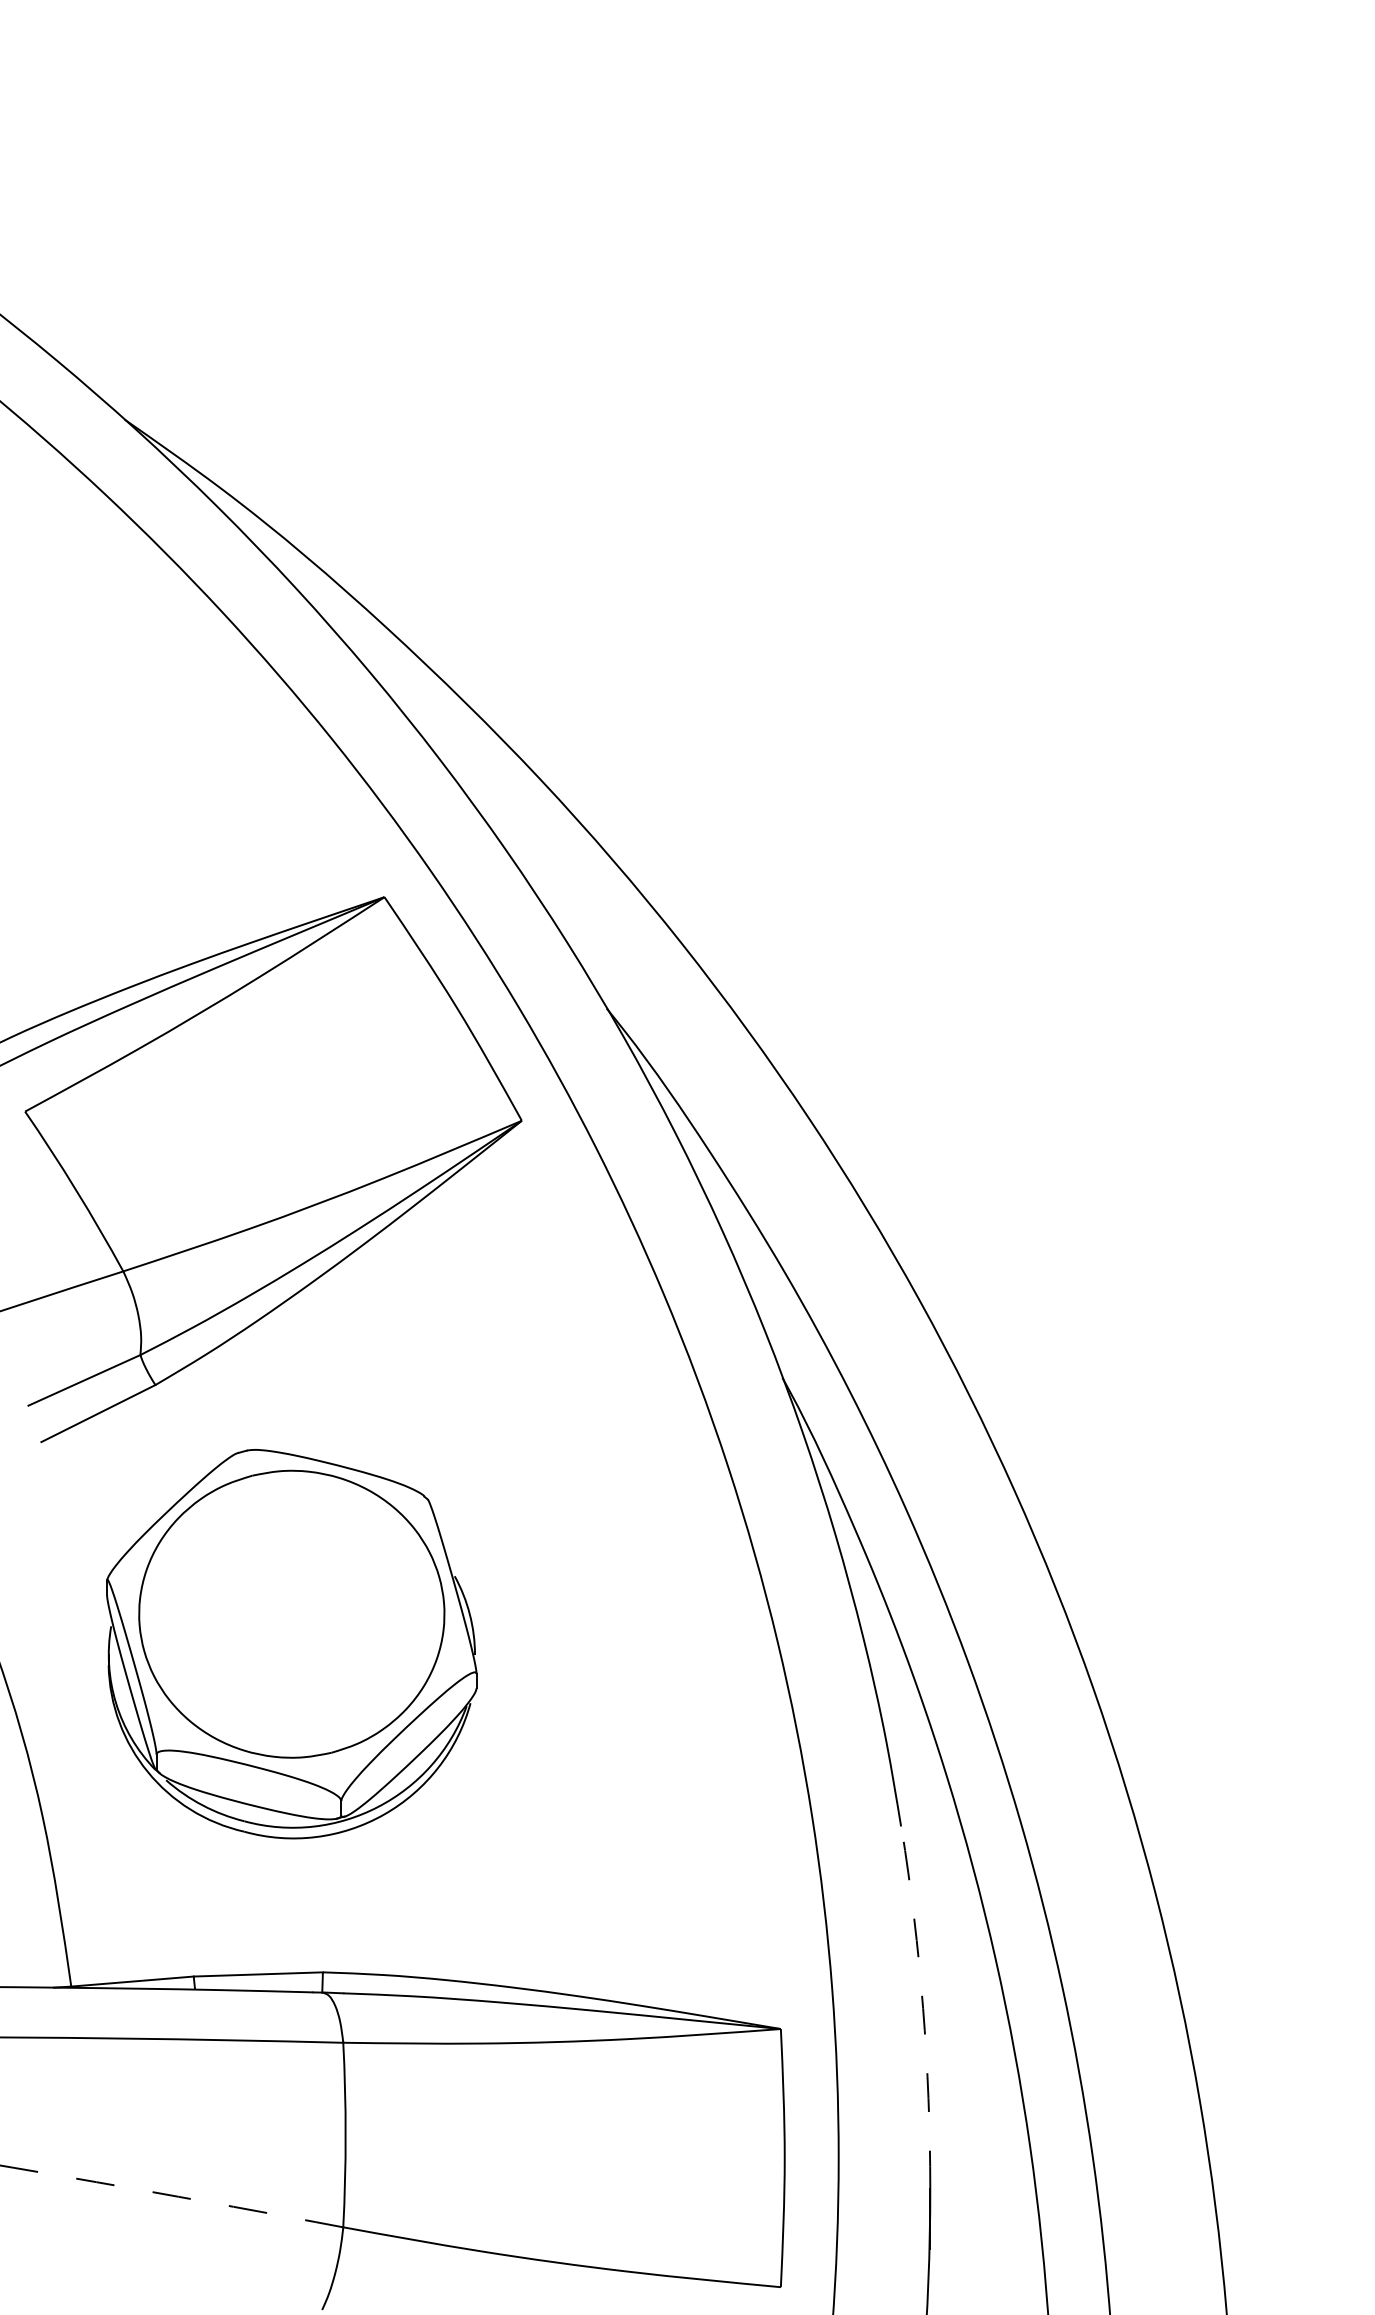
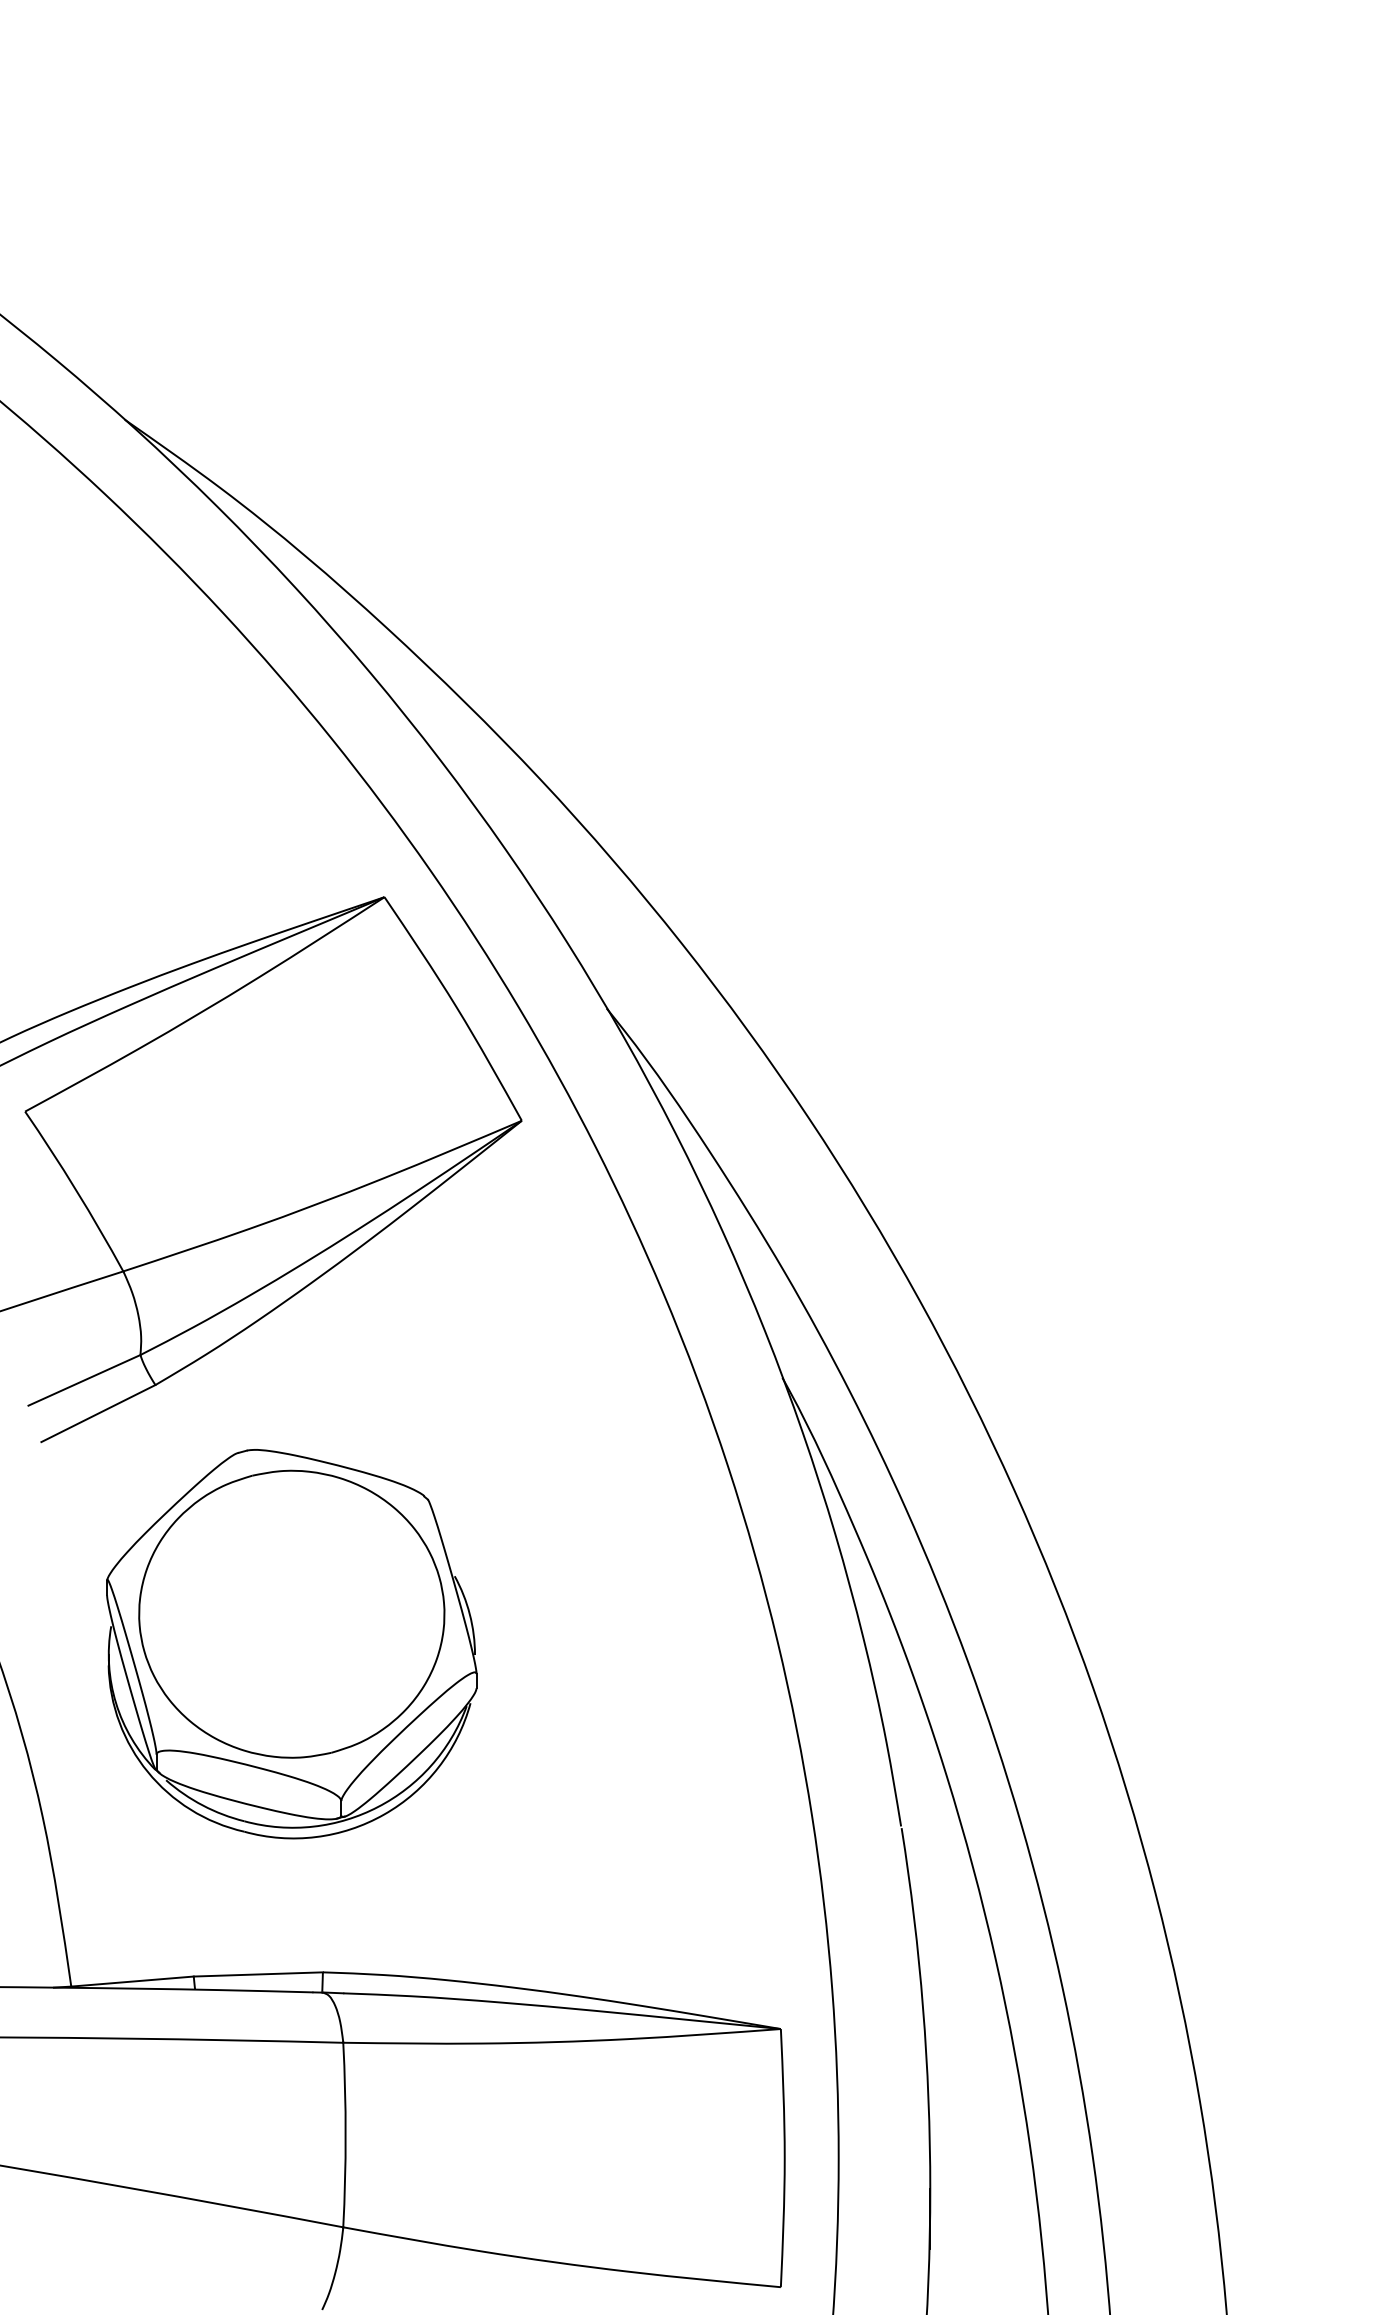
arc: dashed -> solid (923, 2008)
arc: dashed -> solid (170, 2195)
